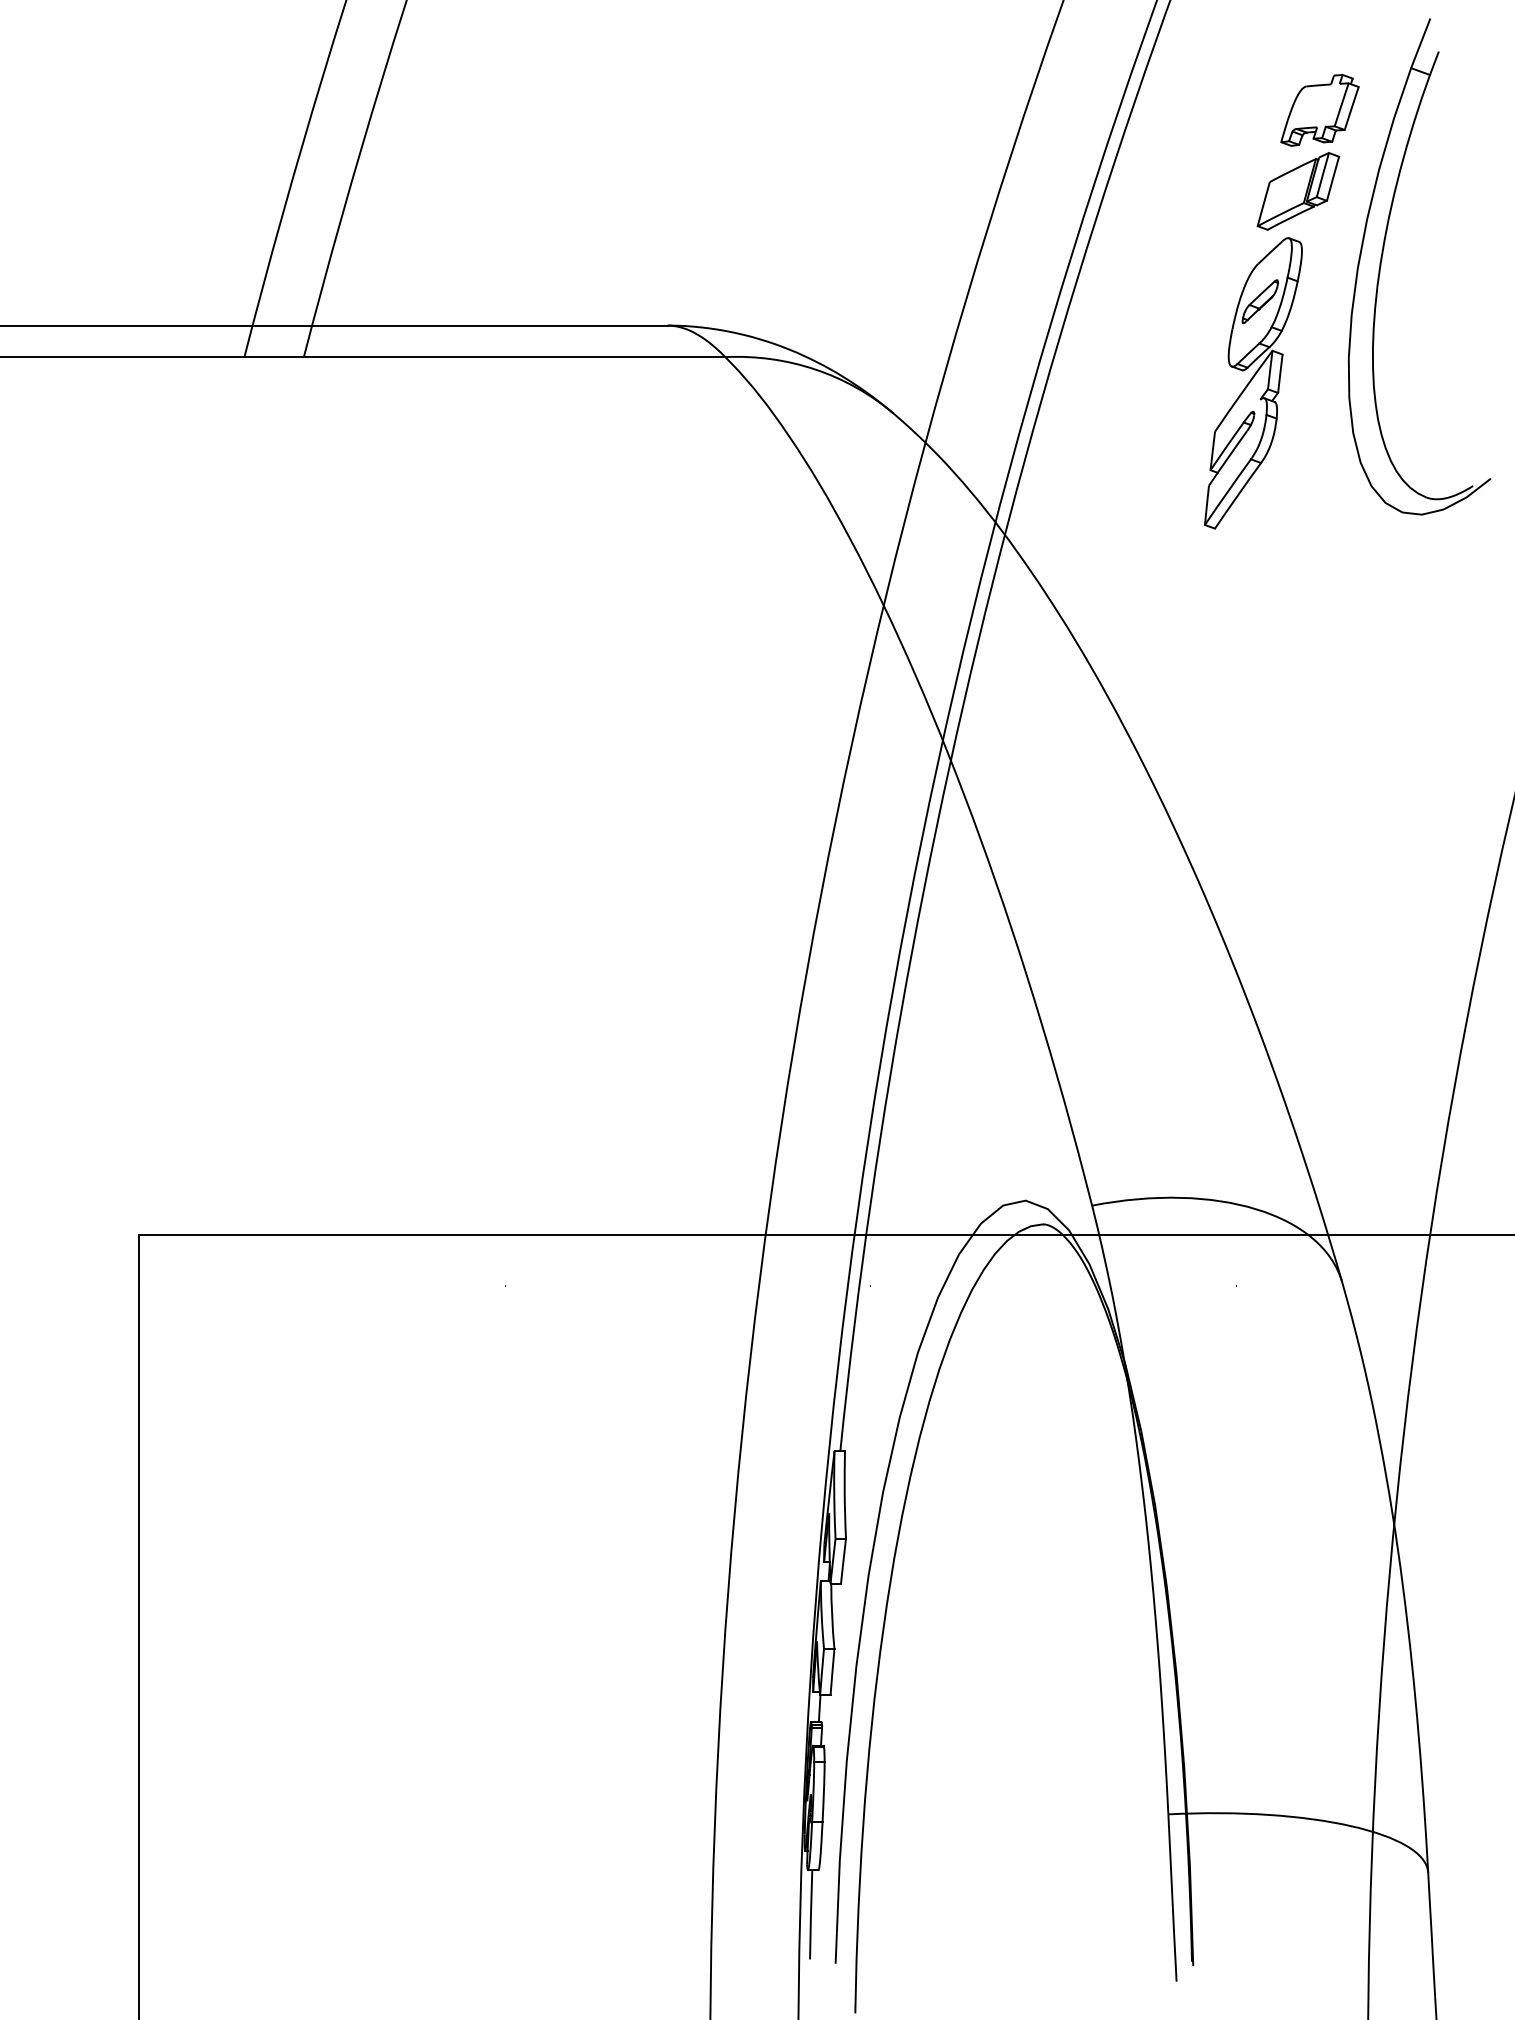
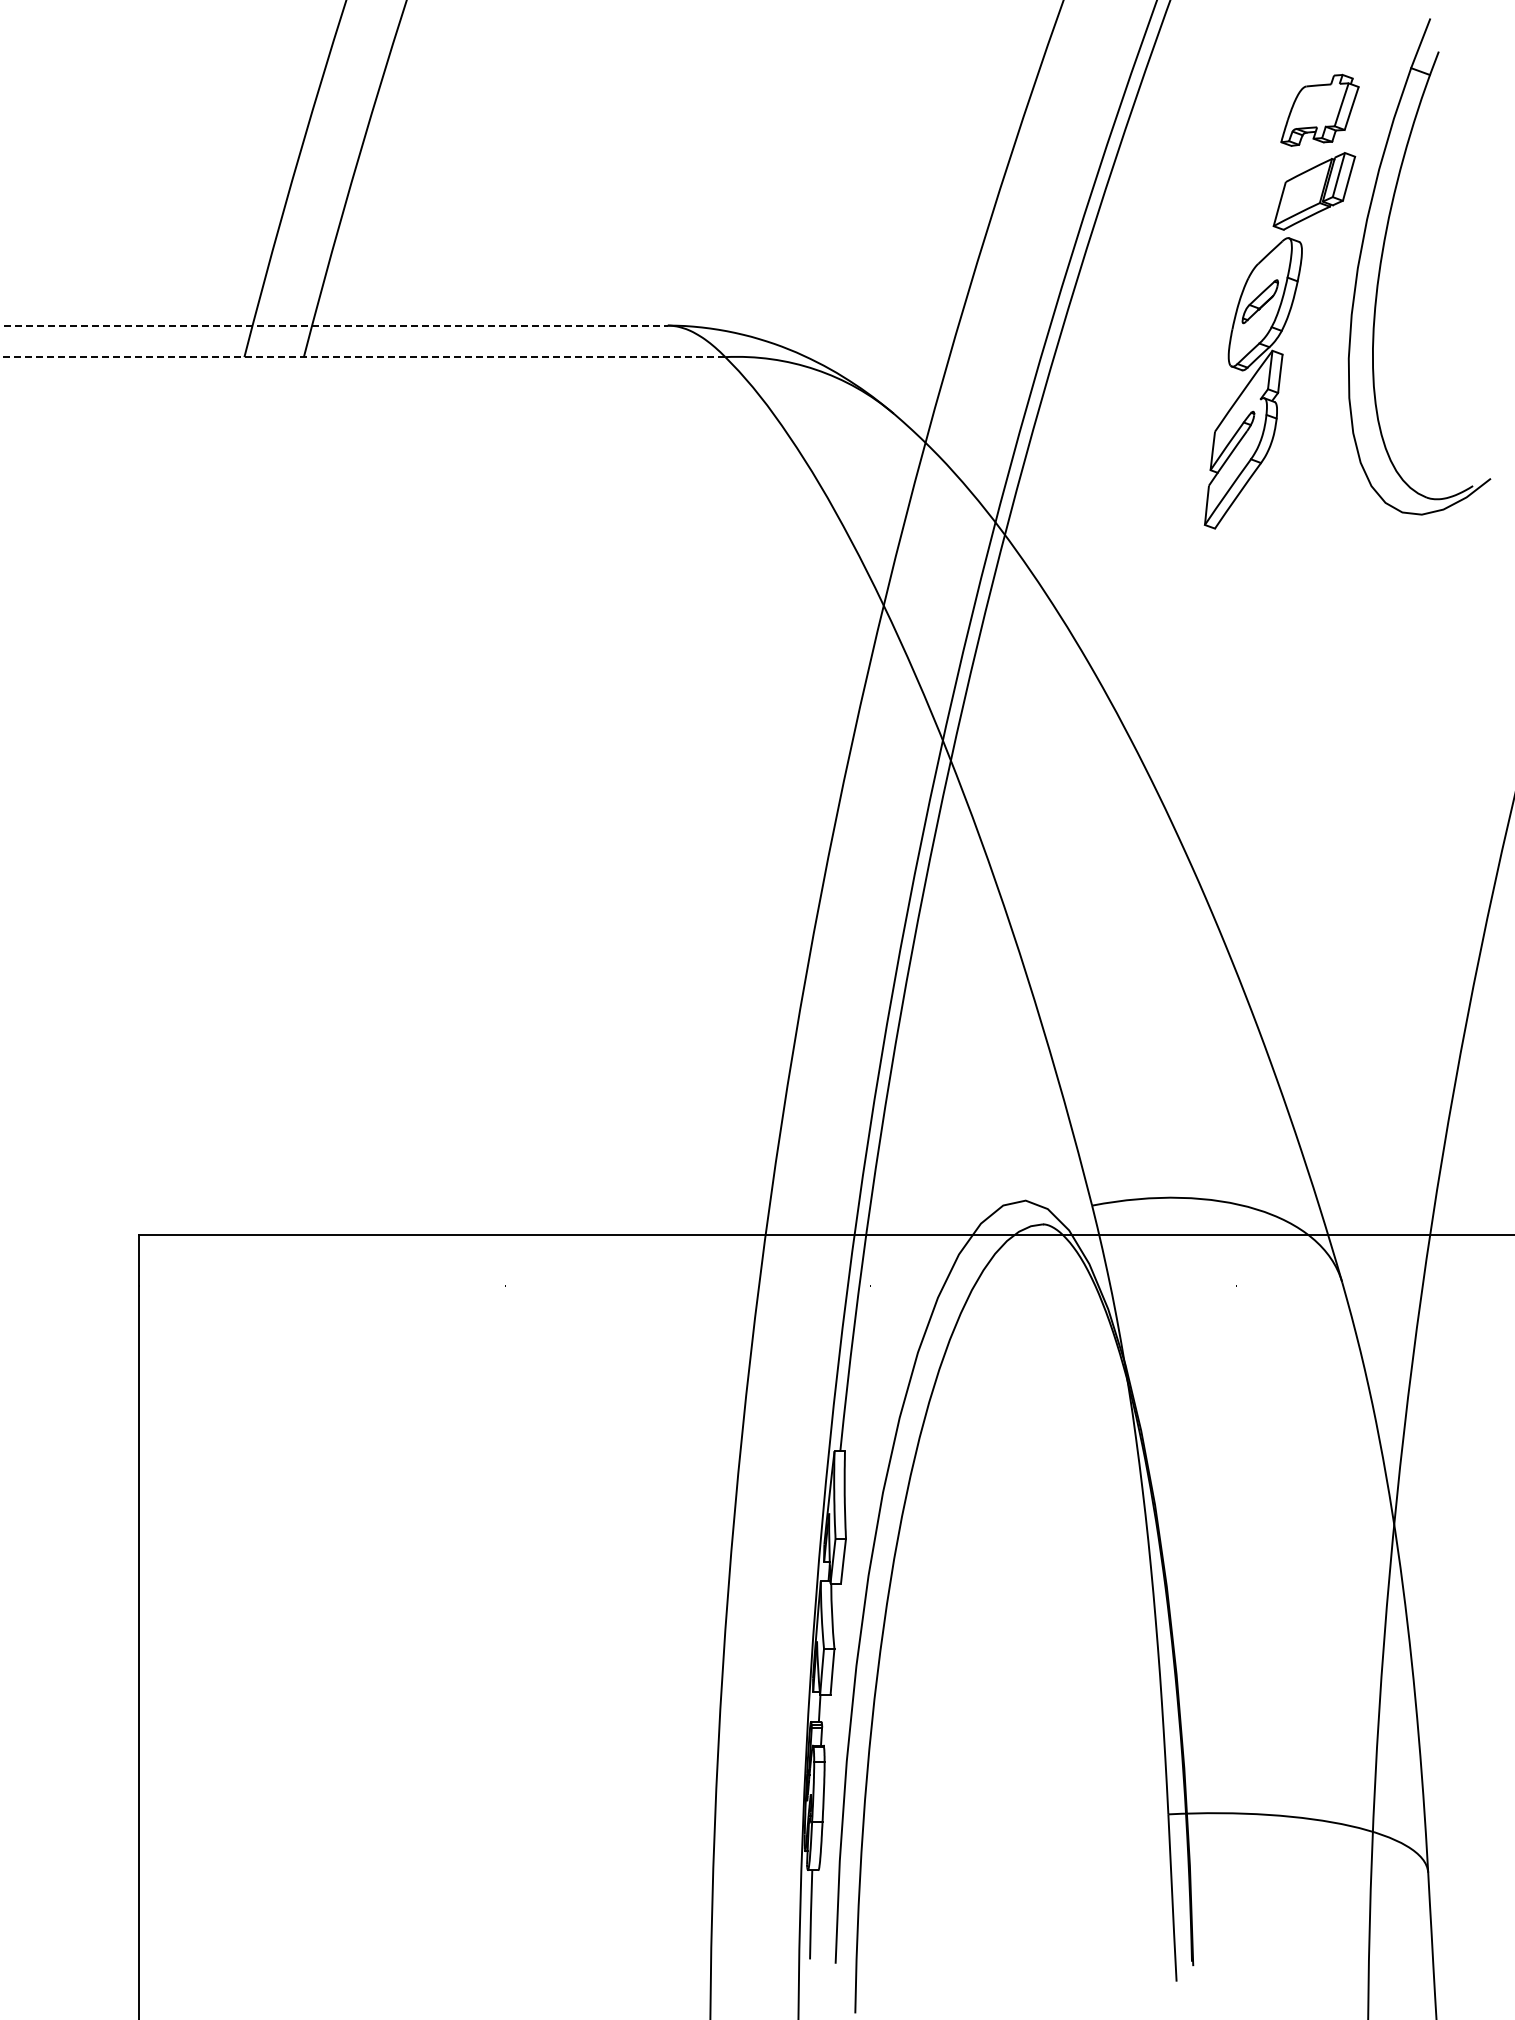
part position: (1298, 191) -> (1314, 191) (1314, 191)
line: solid -> dashed (333, 325)
line: solid -> dashed (362, 357)
